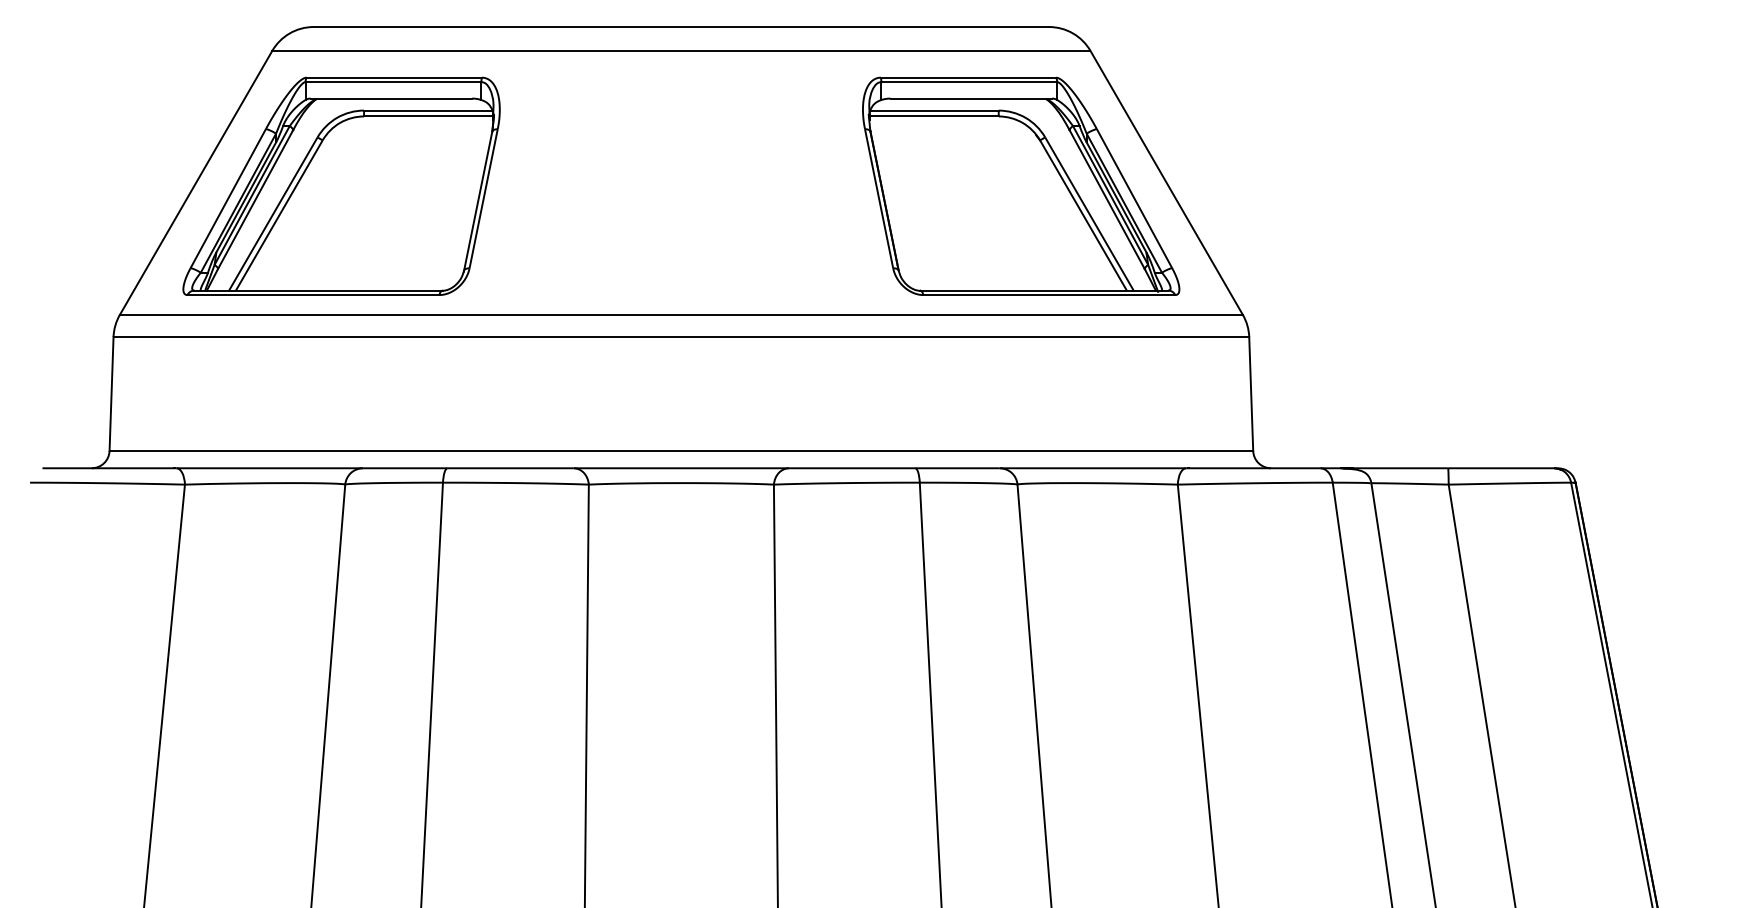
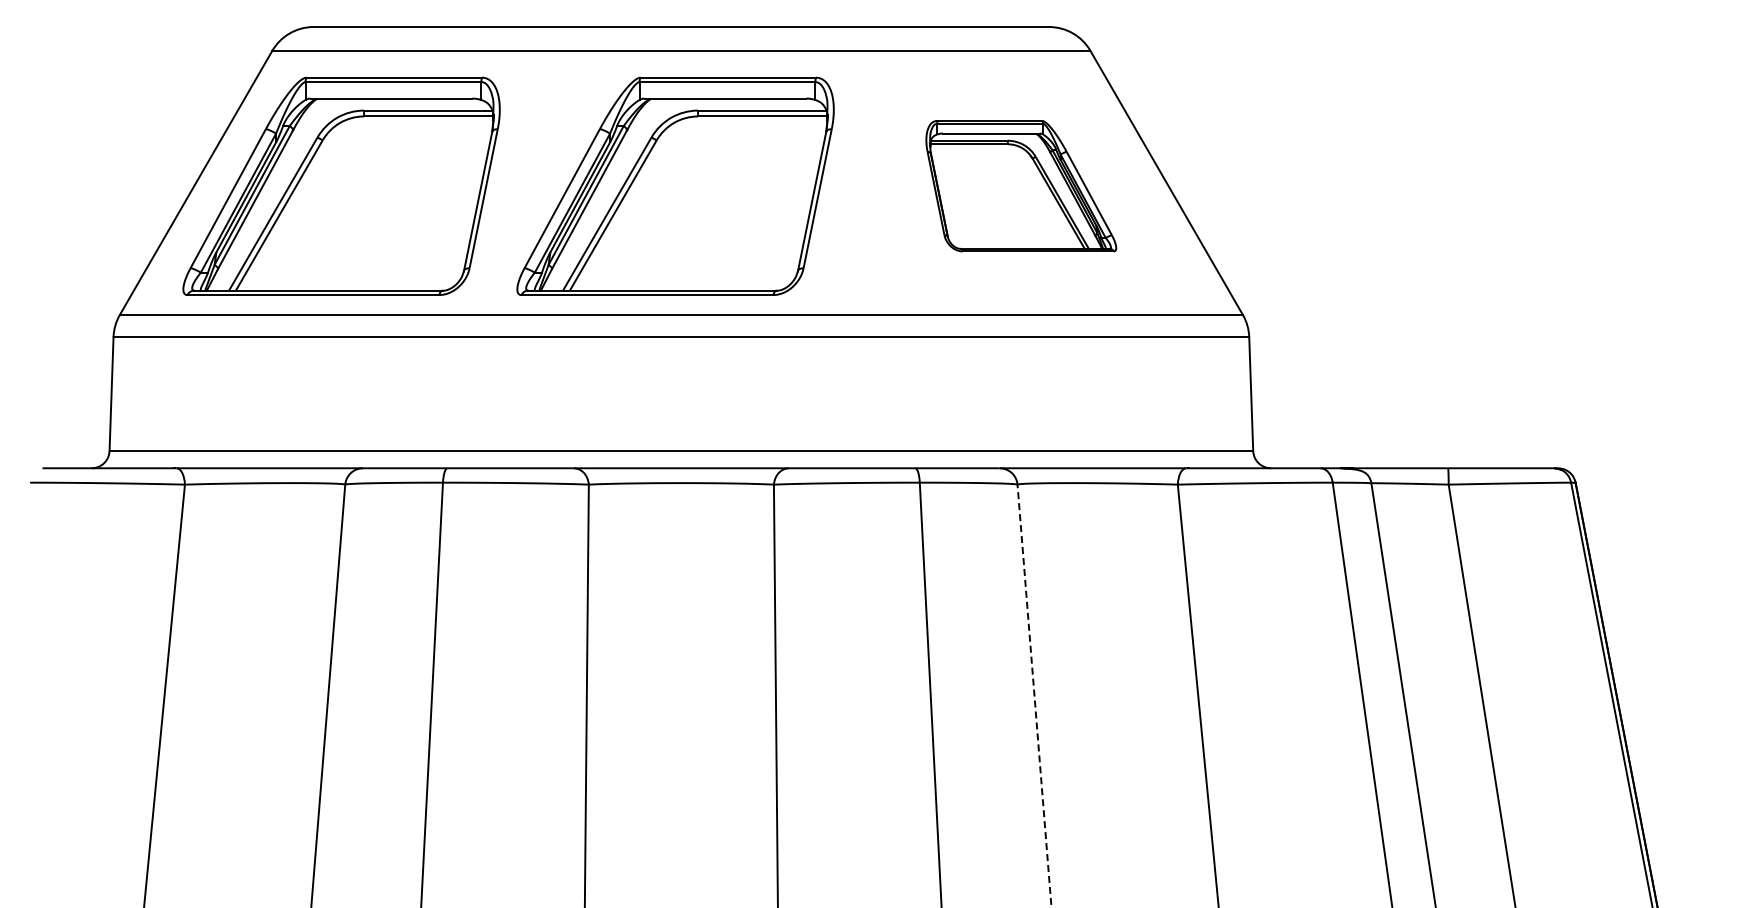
part: none -> present (675, 185)
part size: 319x220 px -> 193x133 px (1021, 186)
line: solid -> dashed (1034, 695)
